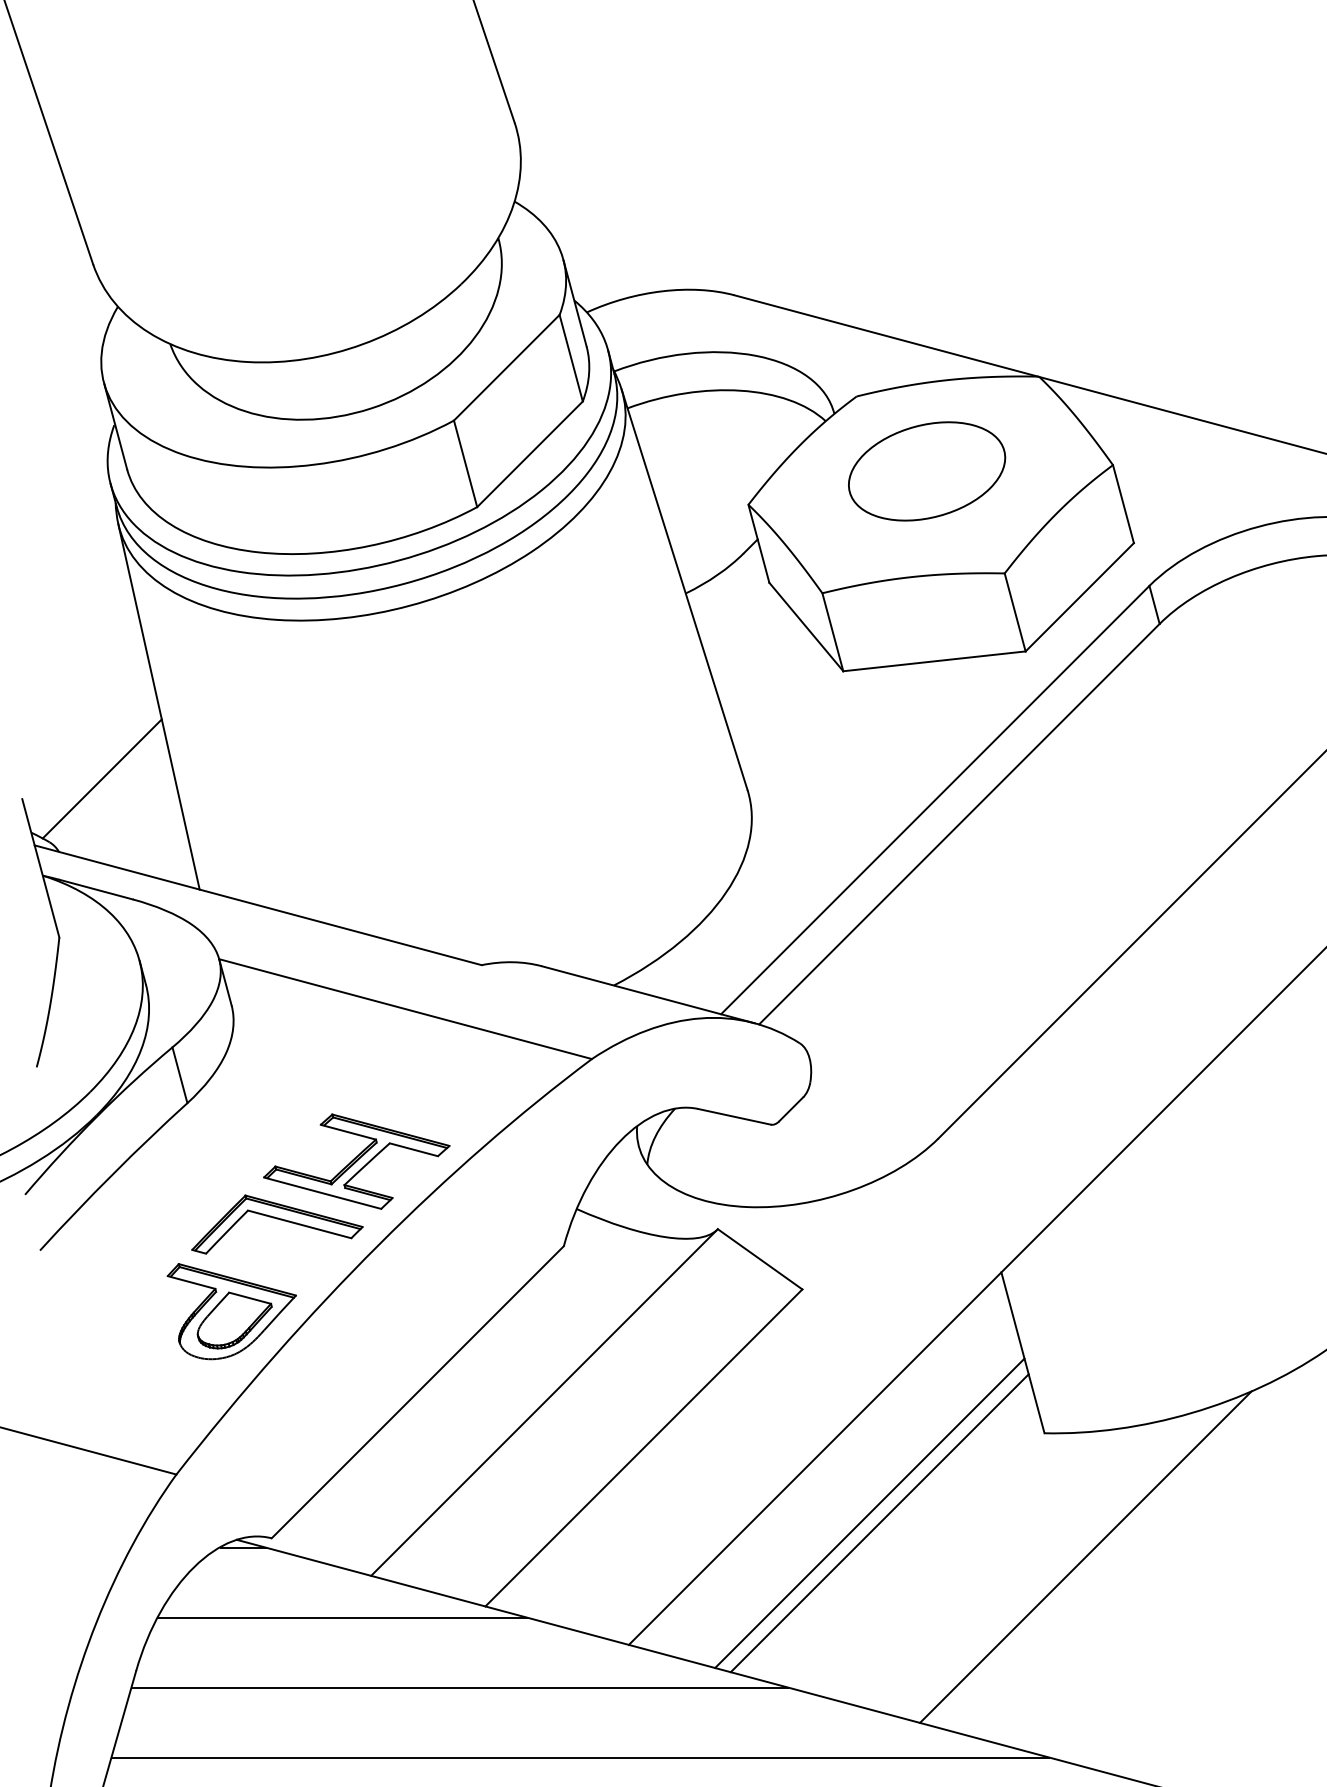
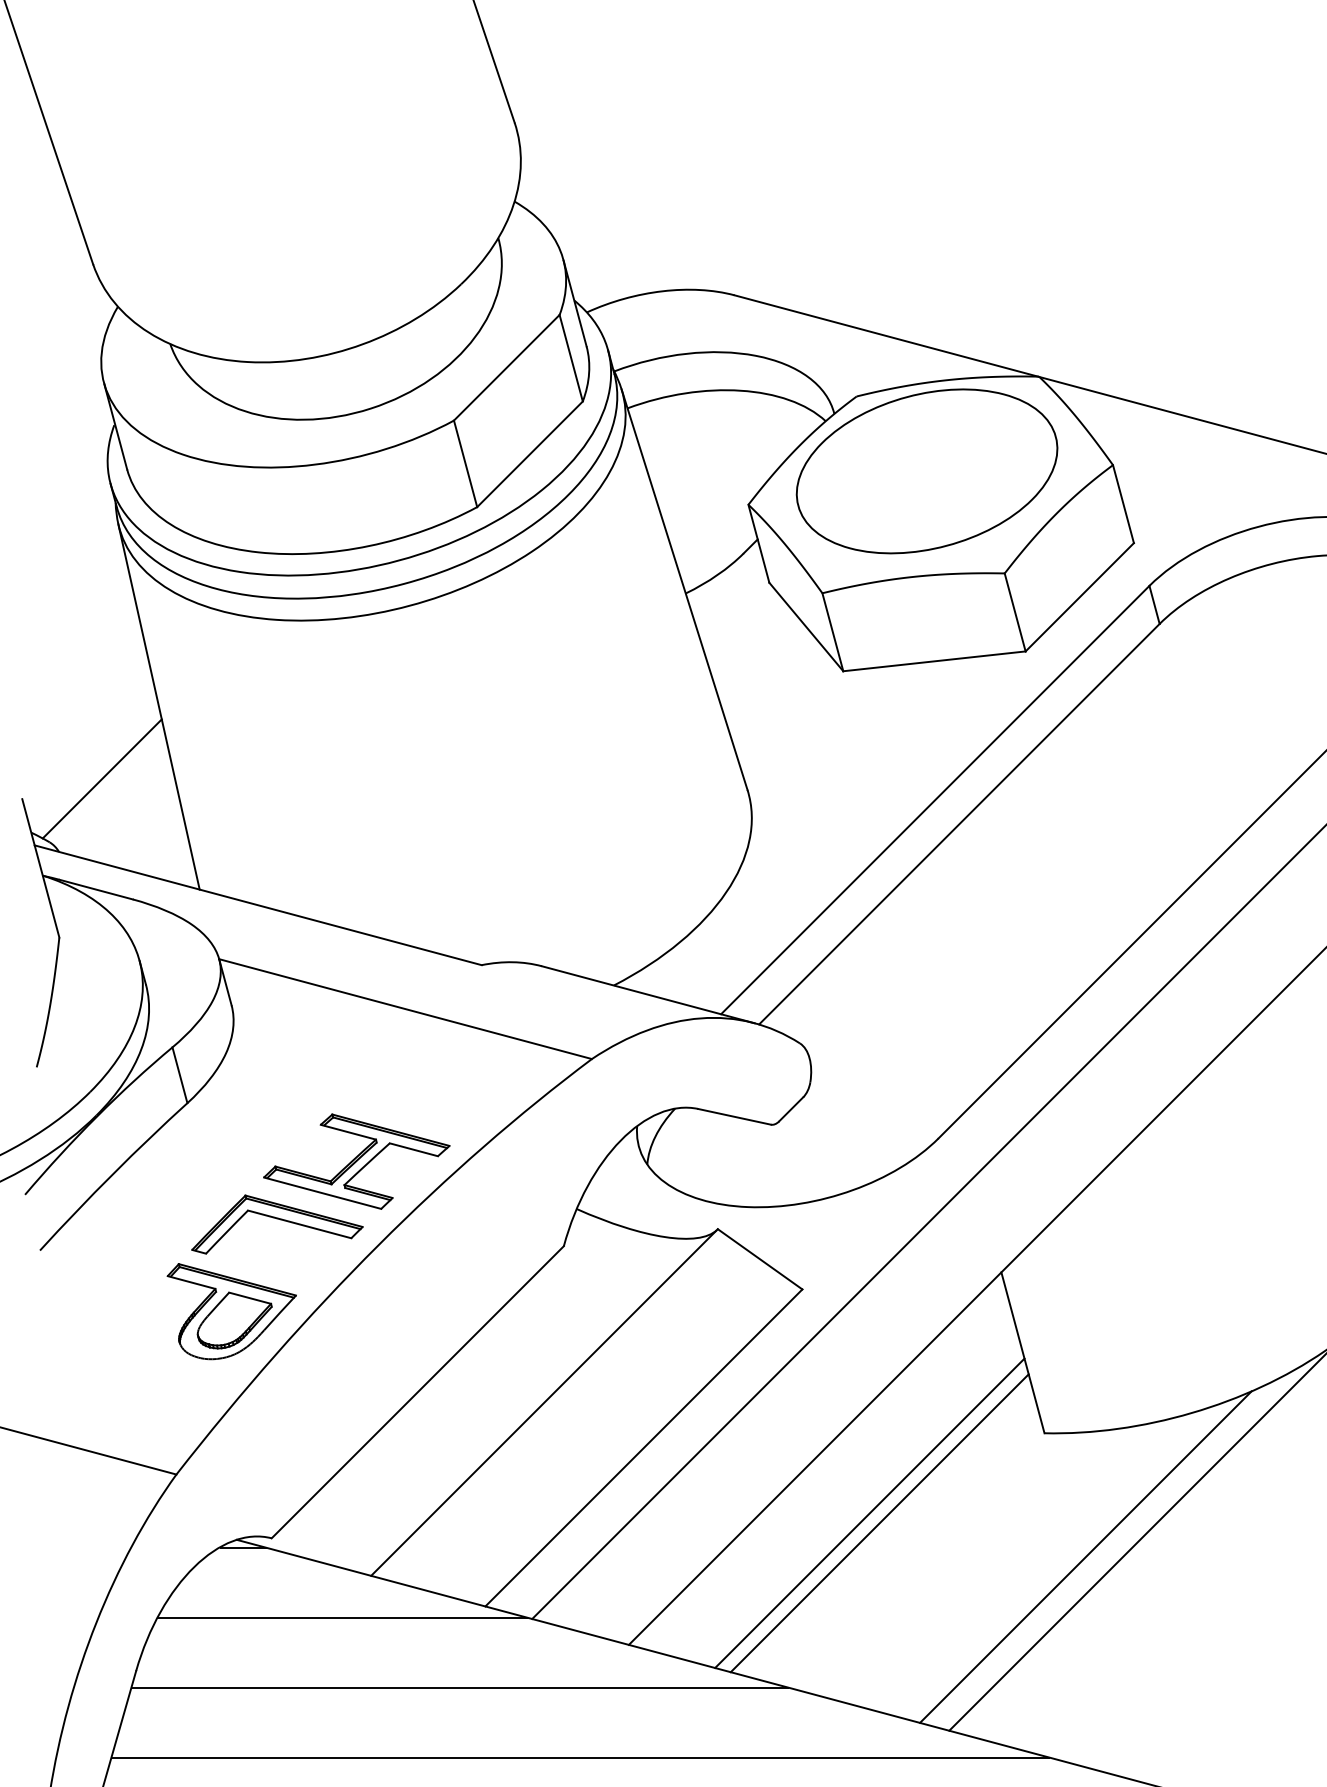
part size: 159x101 px -> 264x167 px (926, 471)
line: none -> present (927, 1223)
line: none -> present (1136, 1543)
